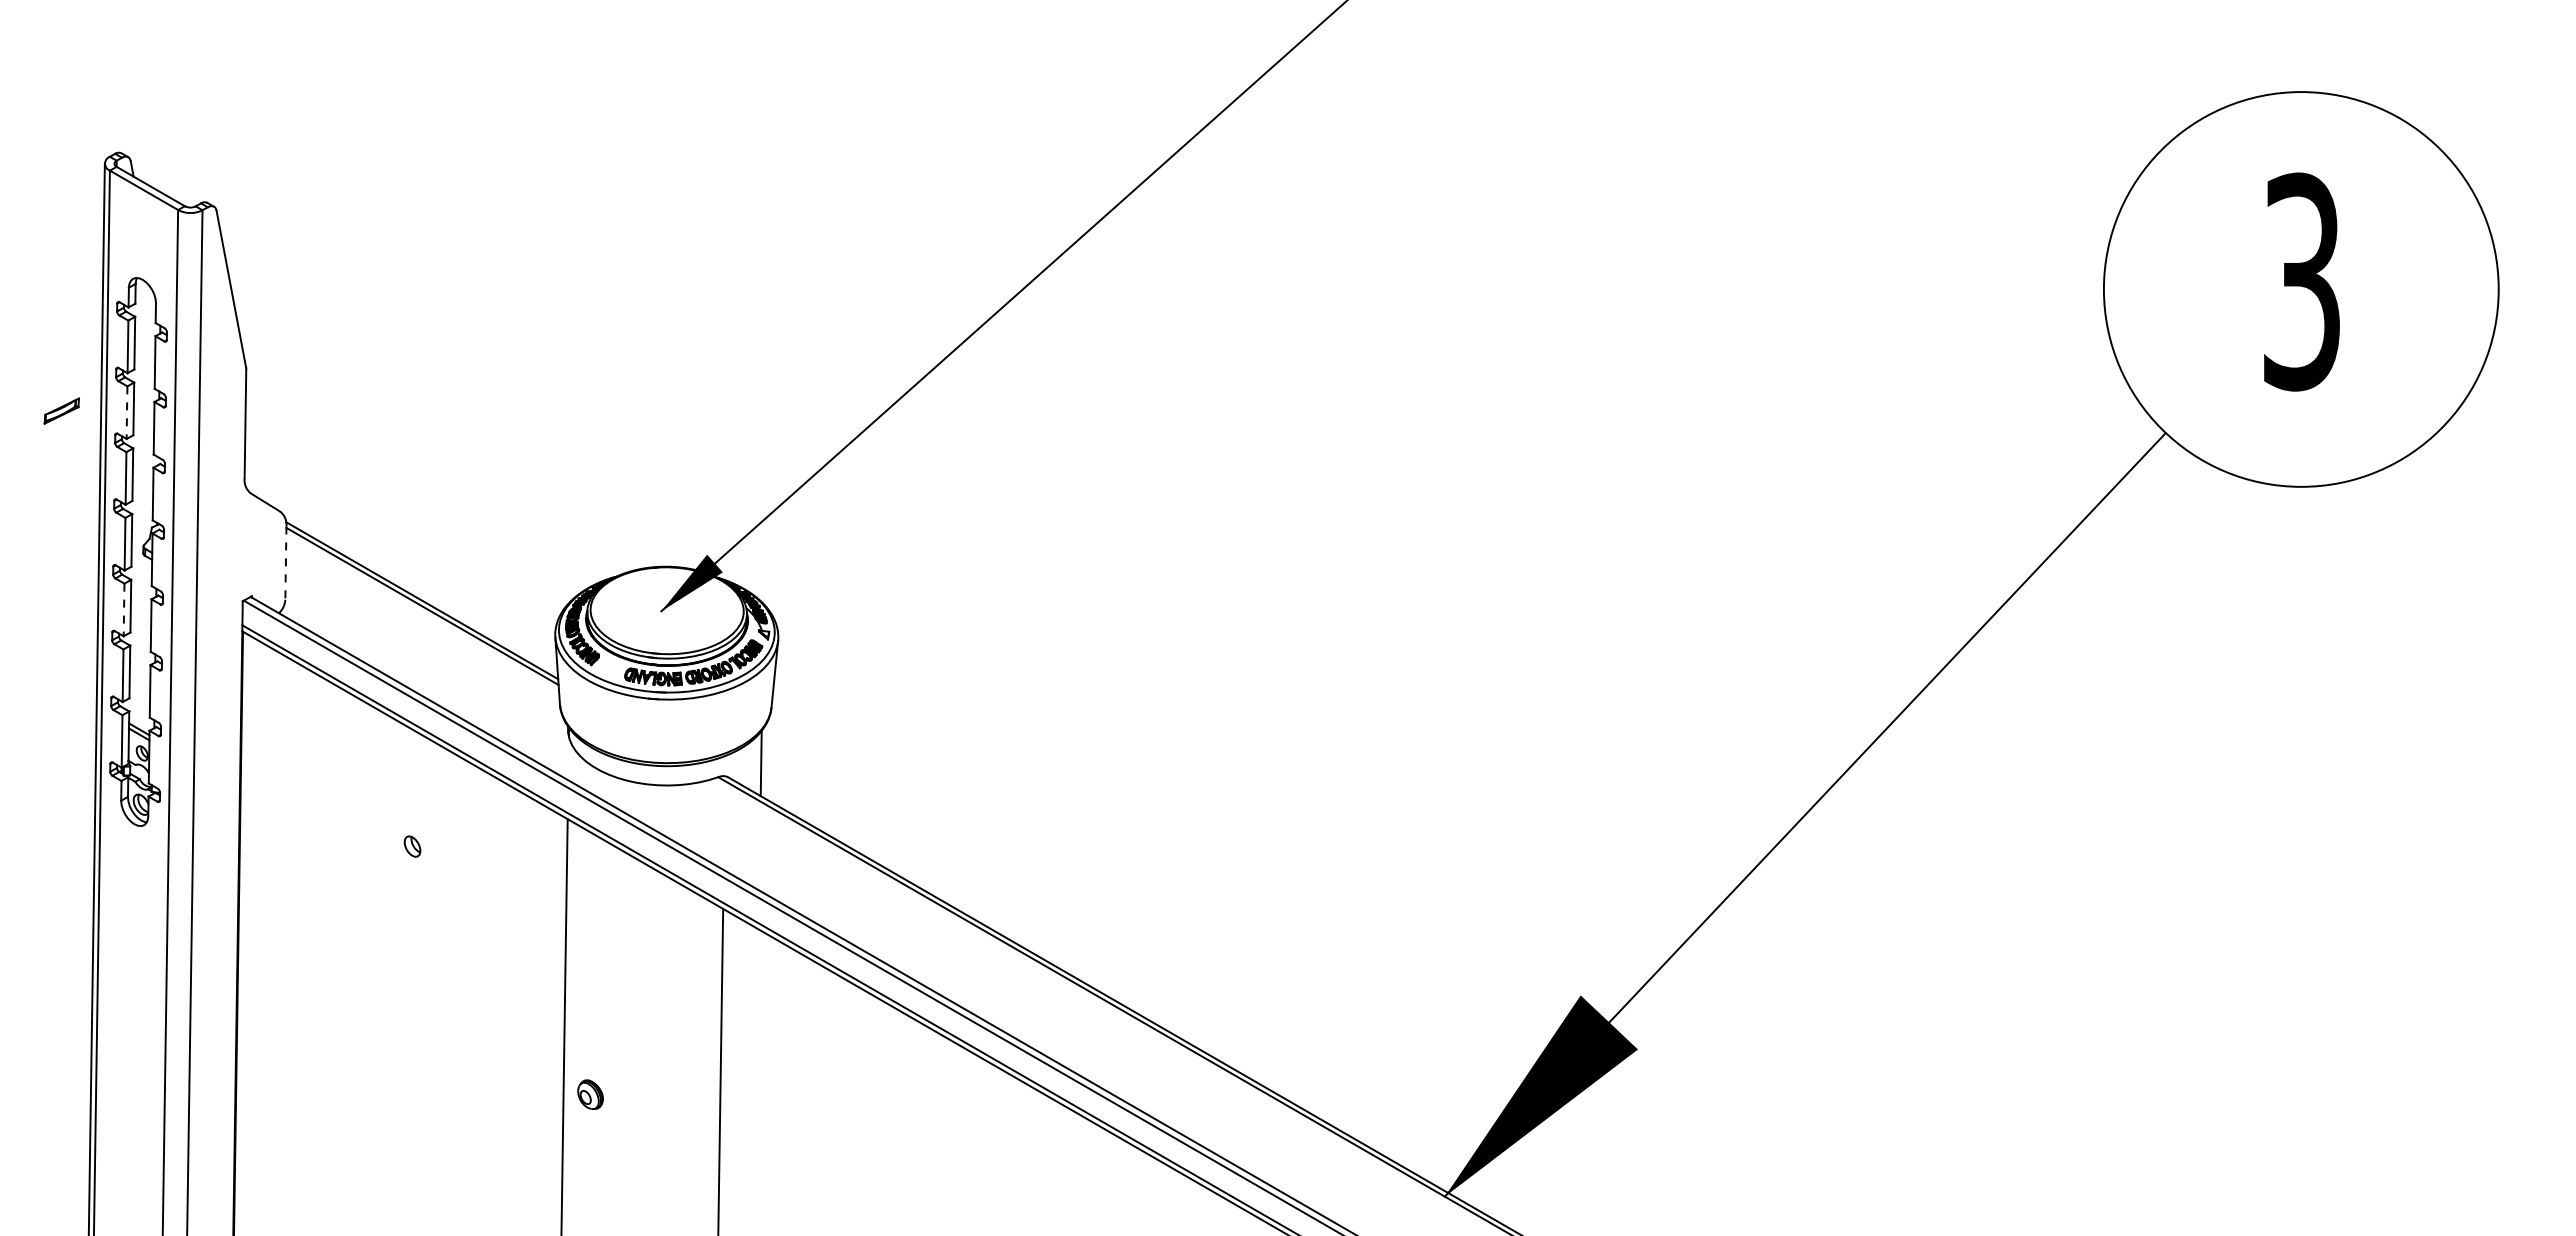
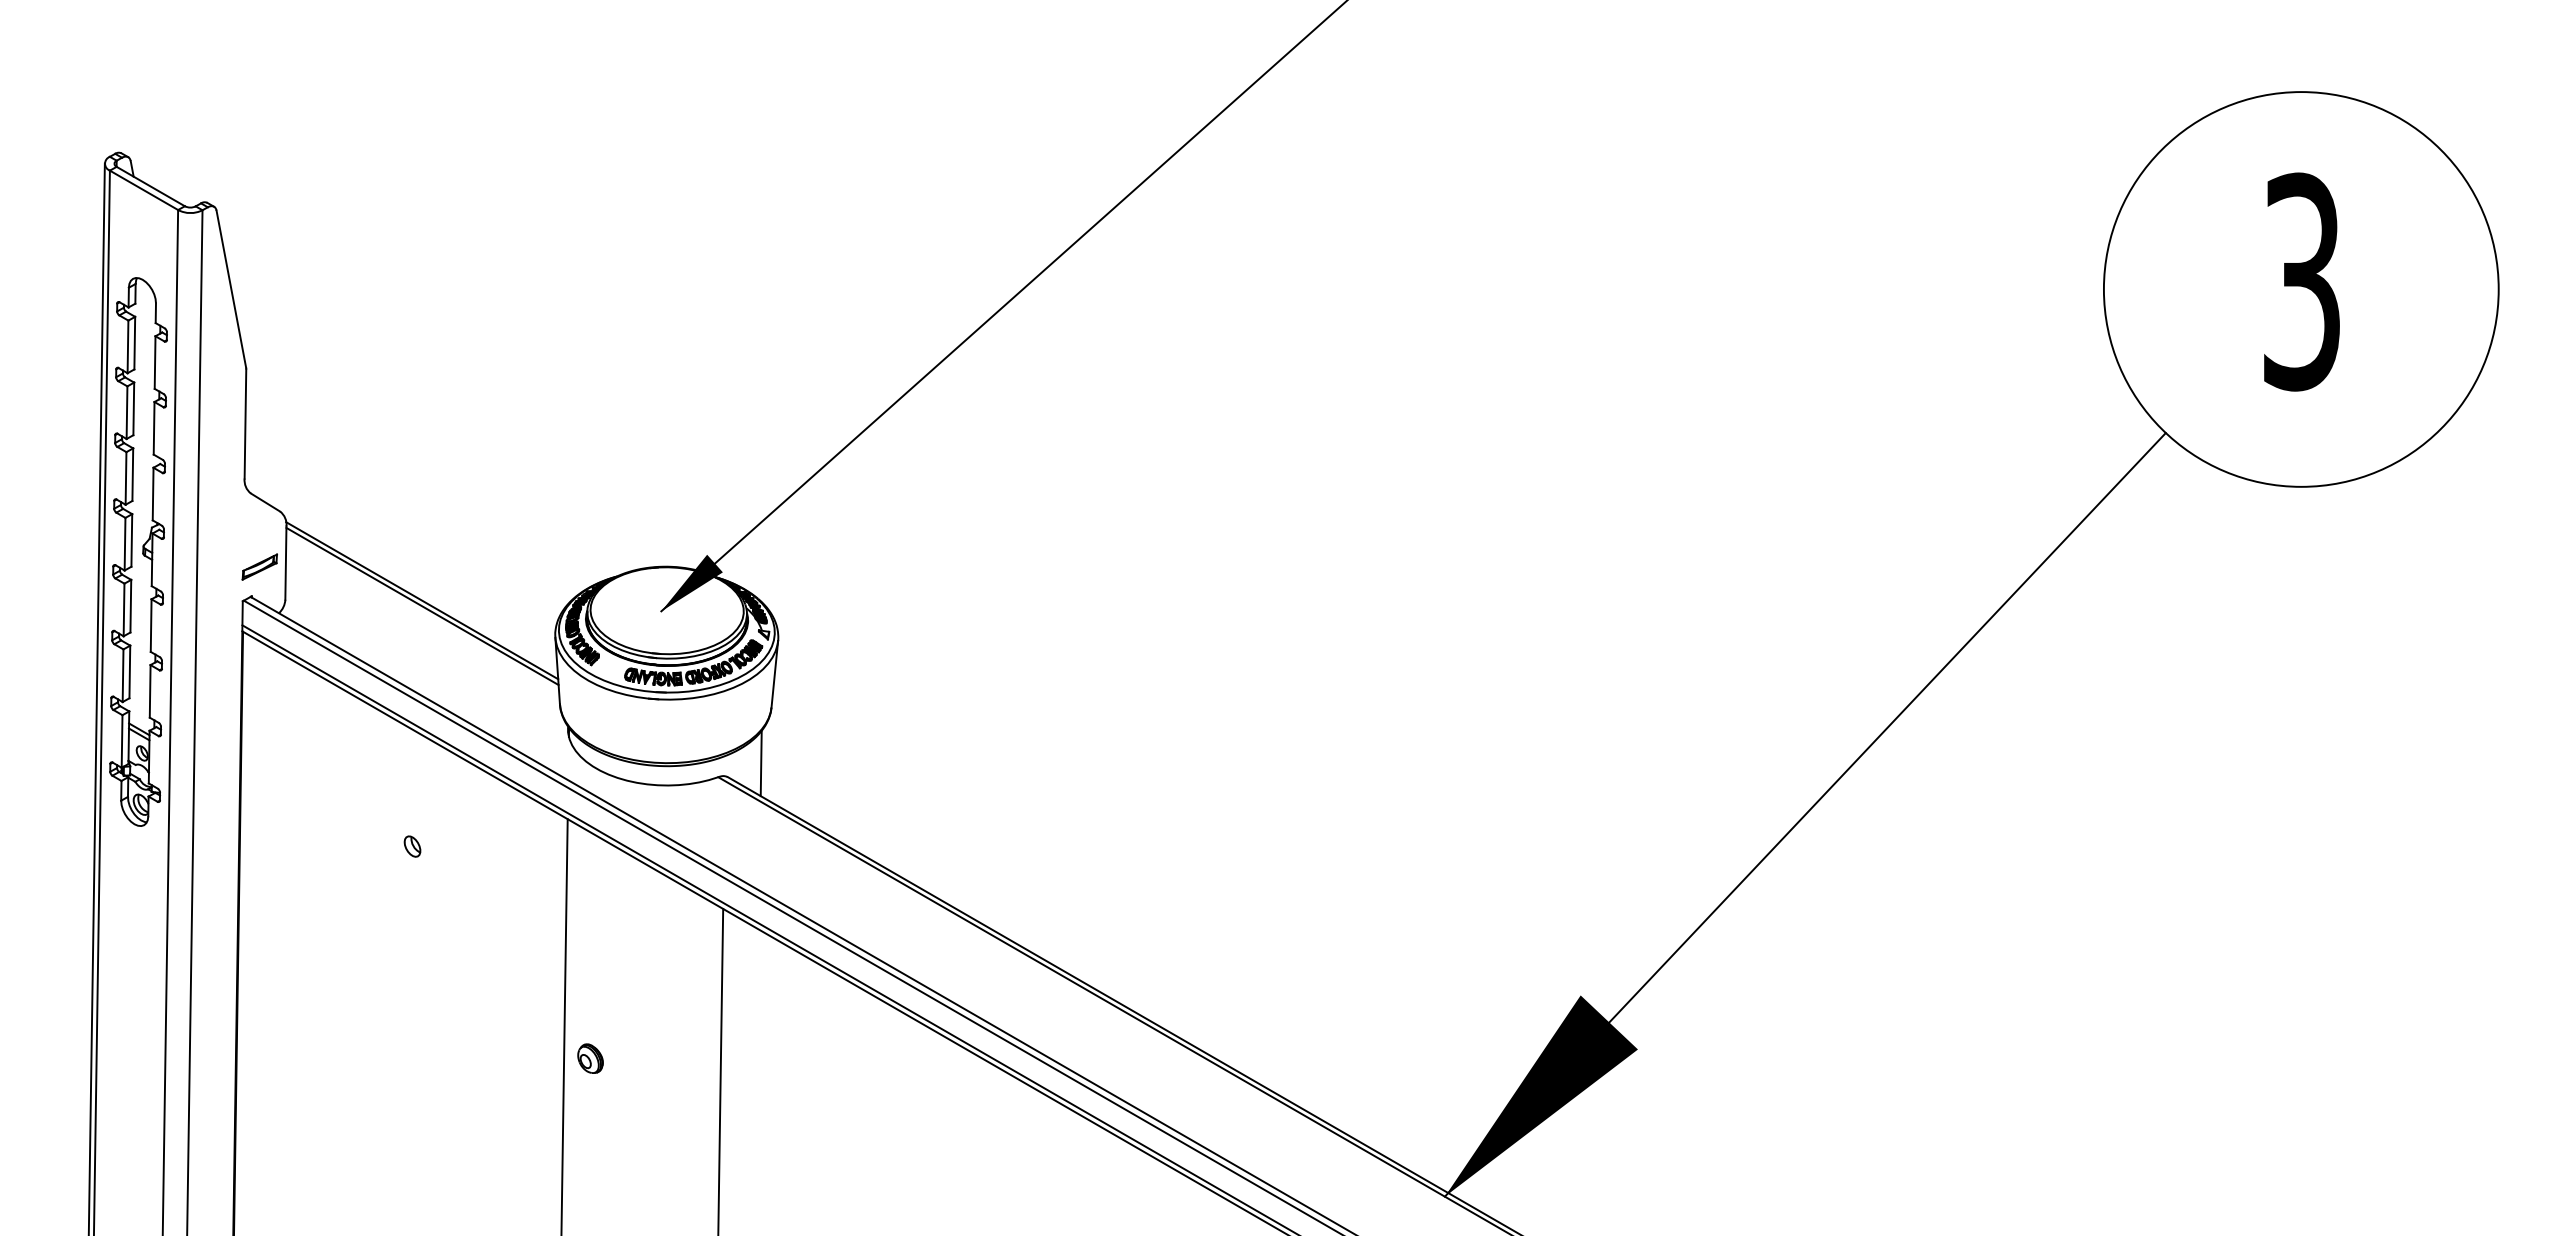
part position: (61, 410) -> (259, 566) (259, 566)
line: dashed -> solid (127, 413)
line: dashed -> solid (285, 563)
line: dashed -> solid (124, 610)
part position: (590, 1094) -> (590, 1058) (590, 1058)
